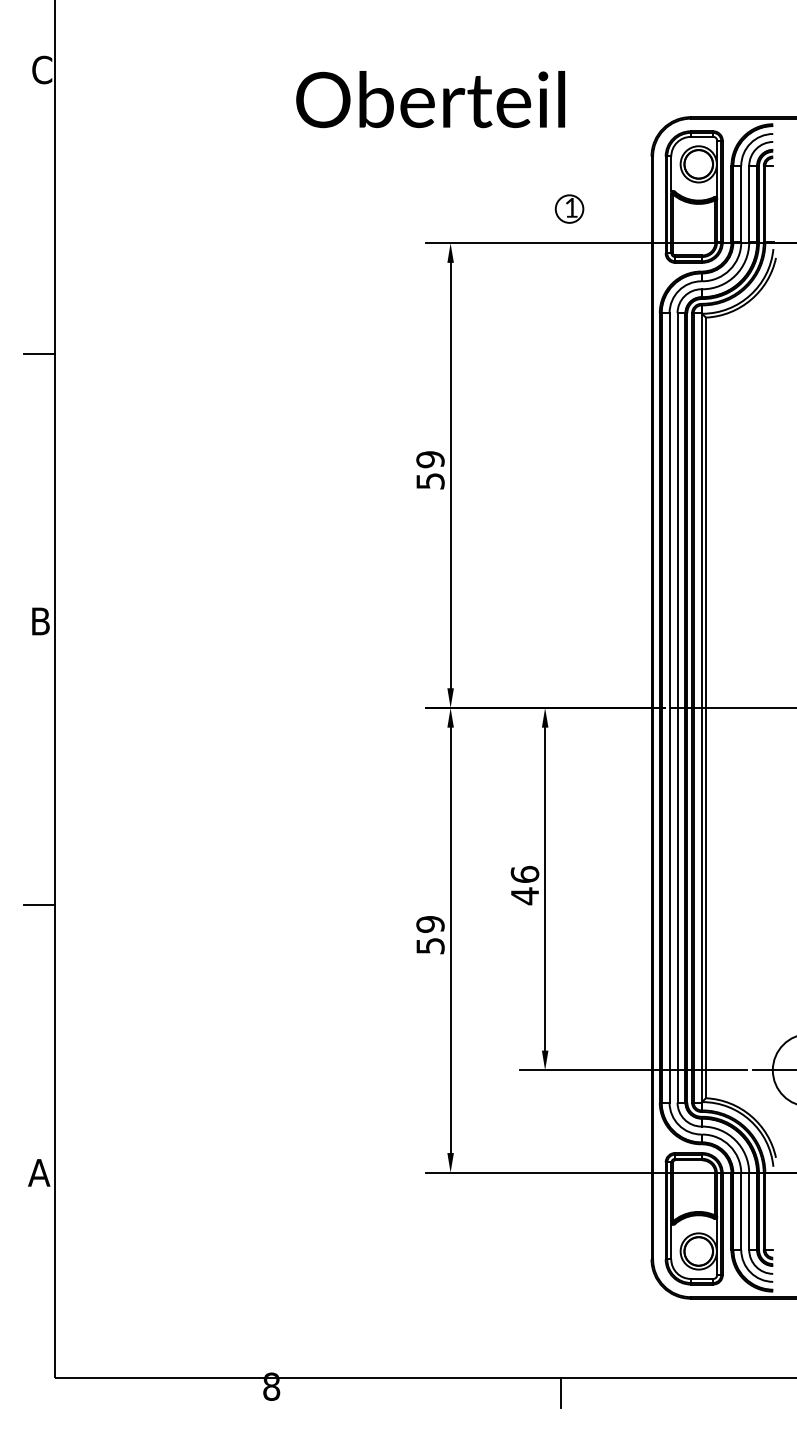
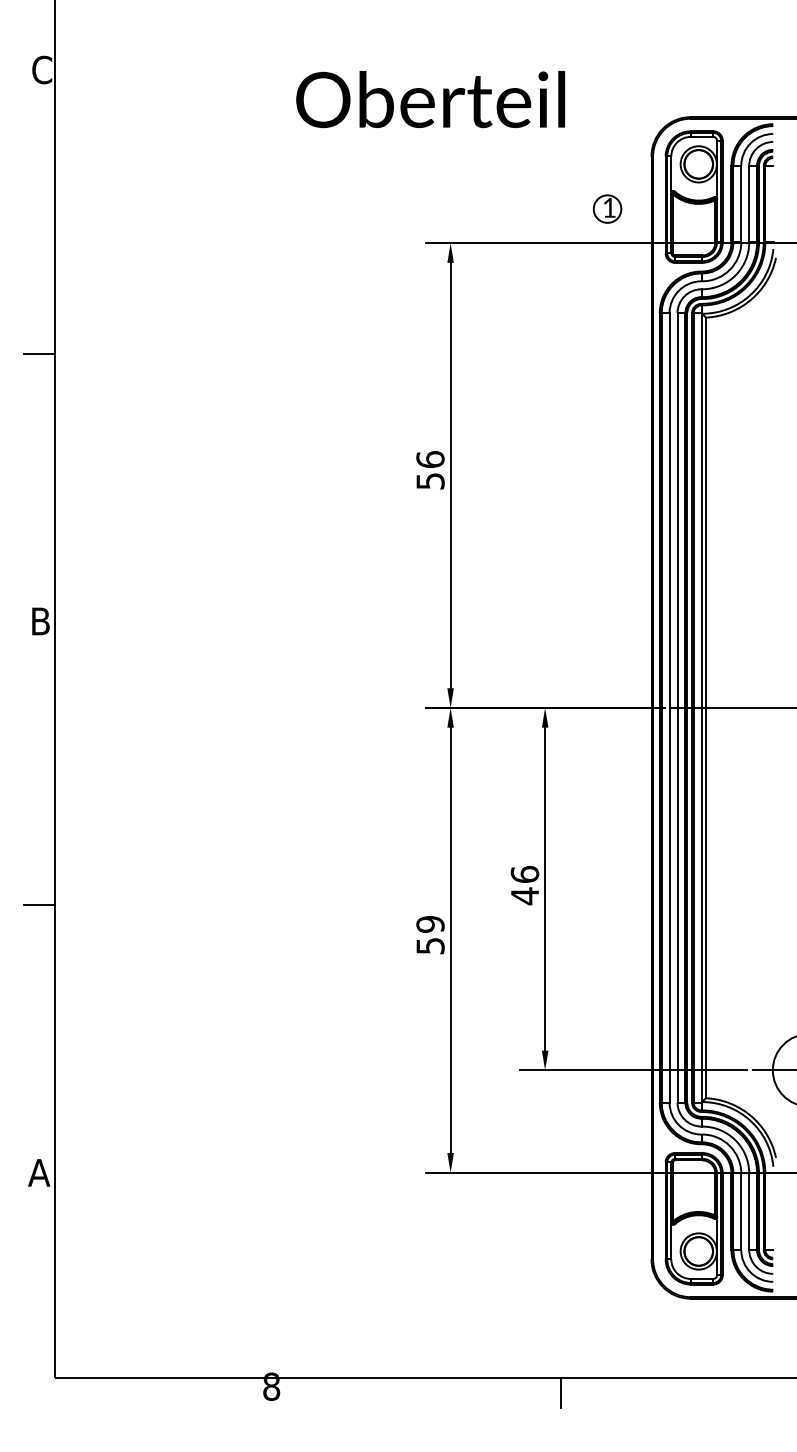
part position: (569, 208) -> (607, 208) (607, 208)
text: 59 -> 56 (430, 459)
